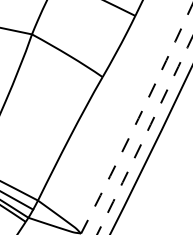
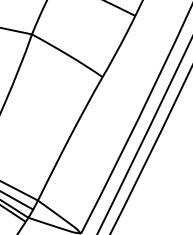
arc: dashed -> solid (138, 118)
arc: dashed -> solid (145, 135)
